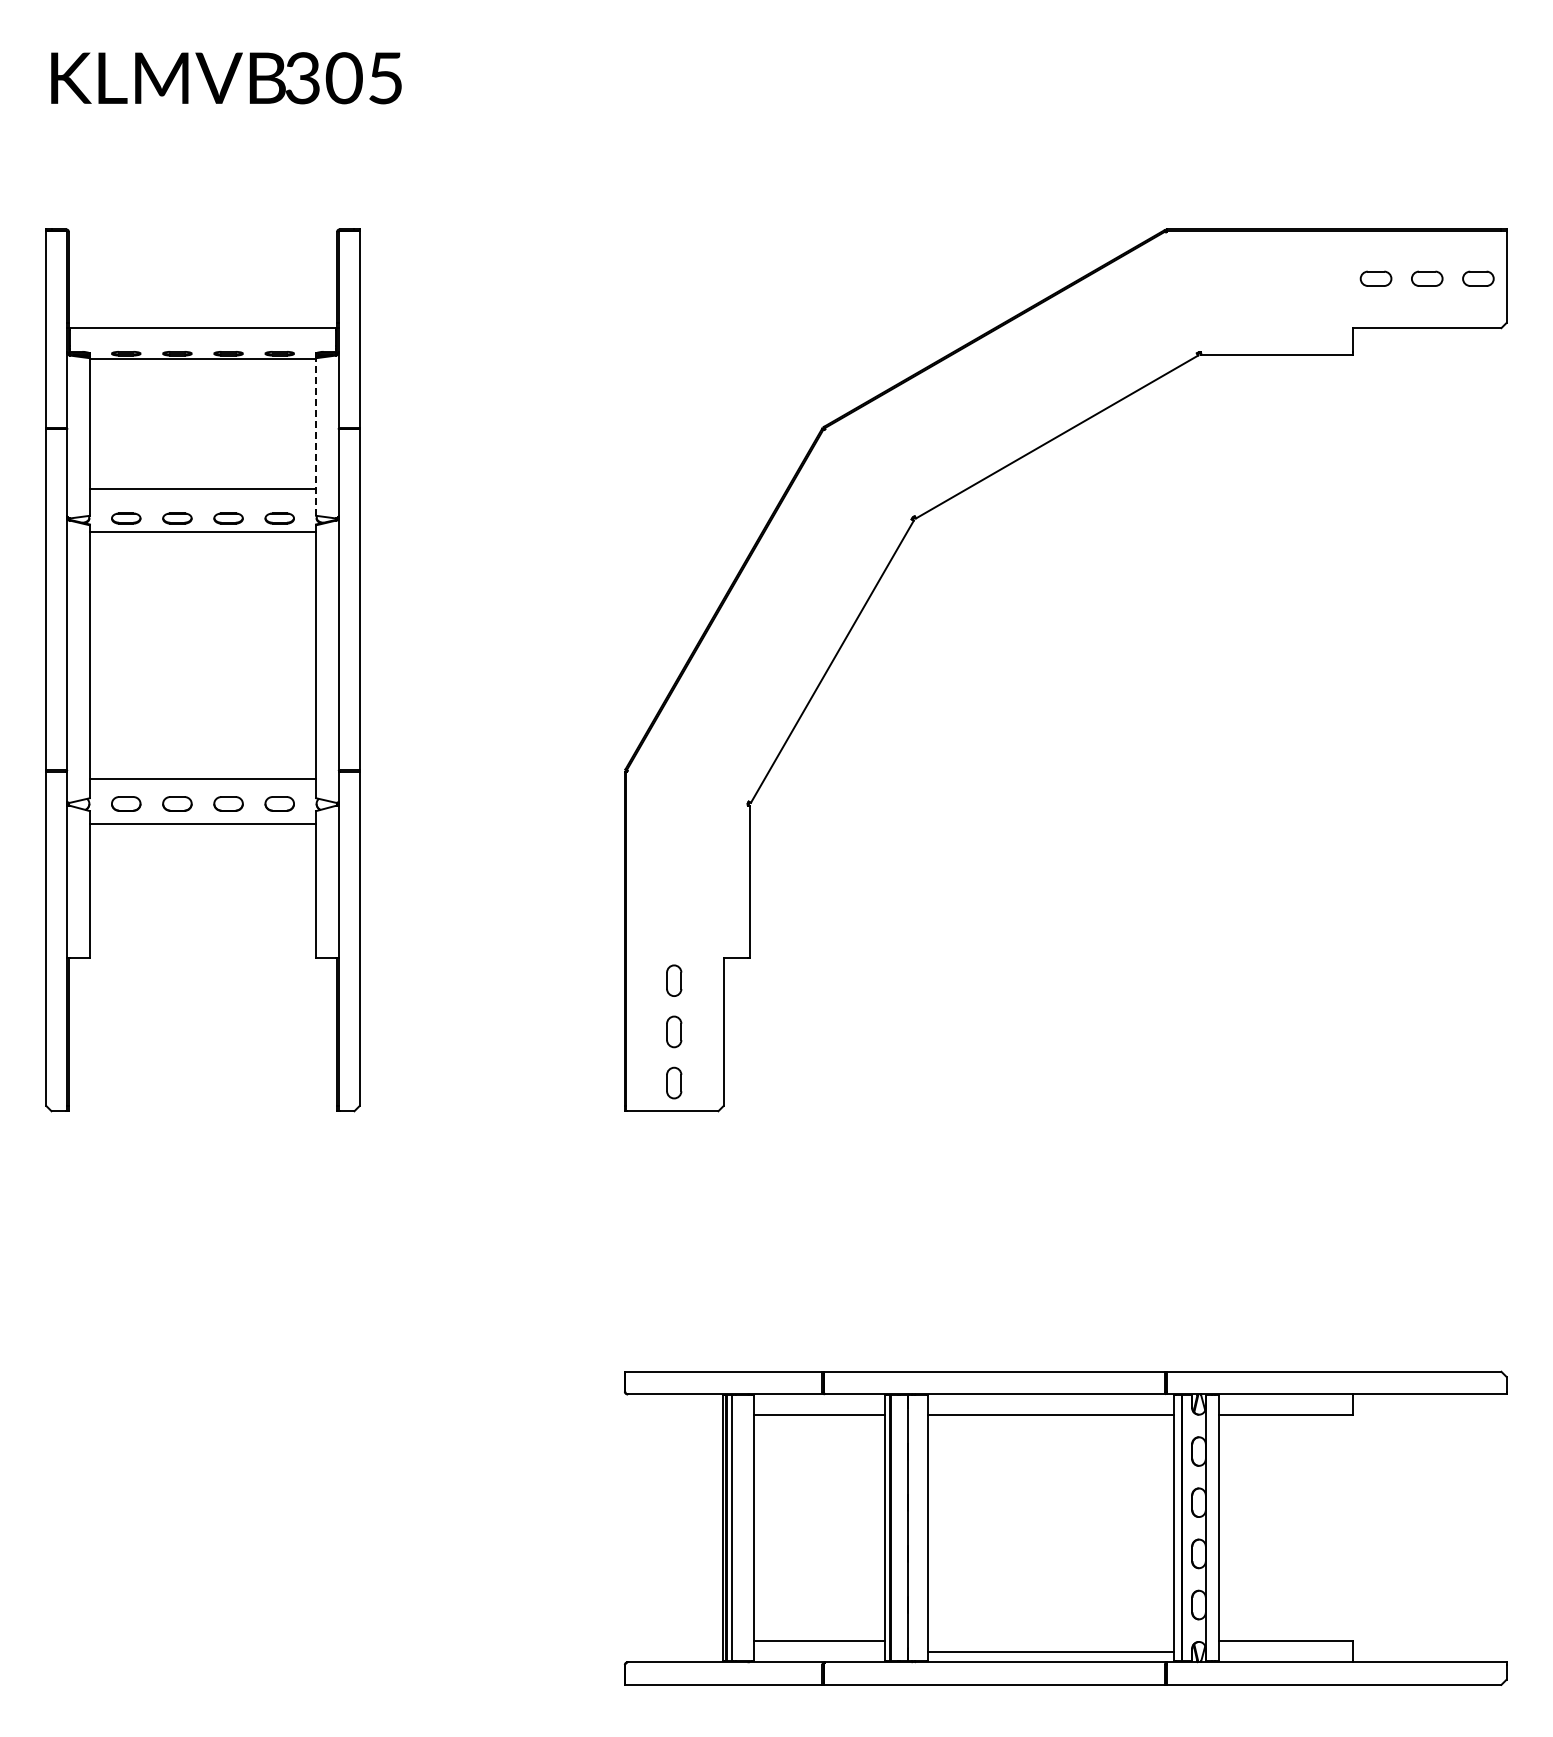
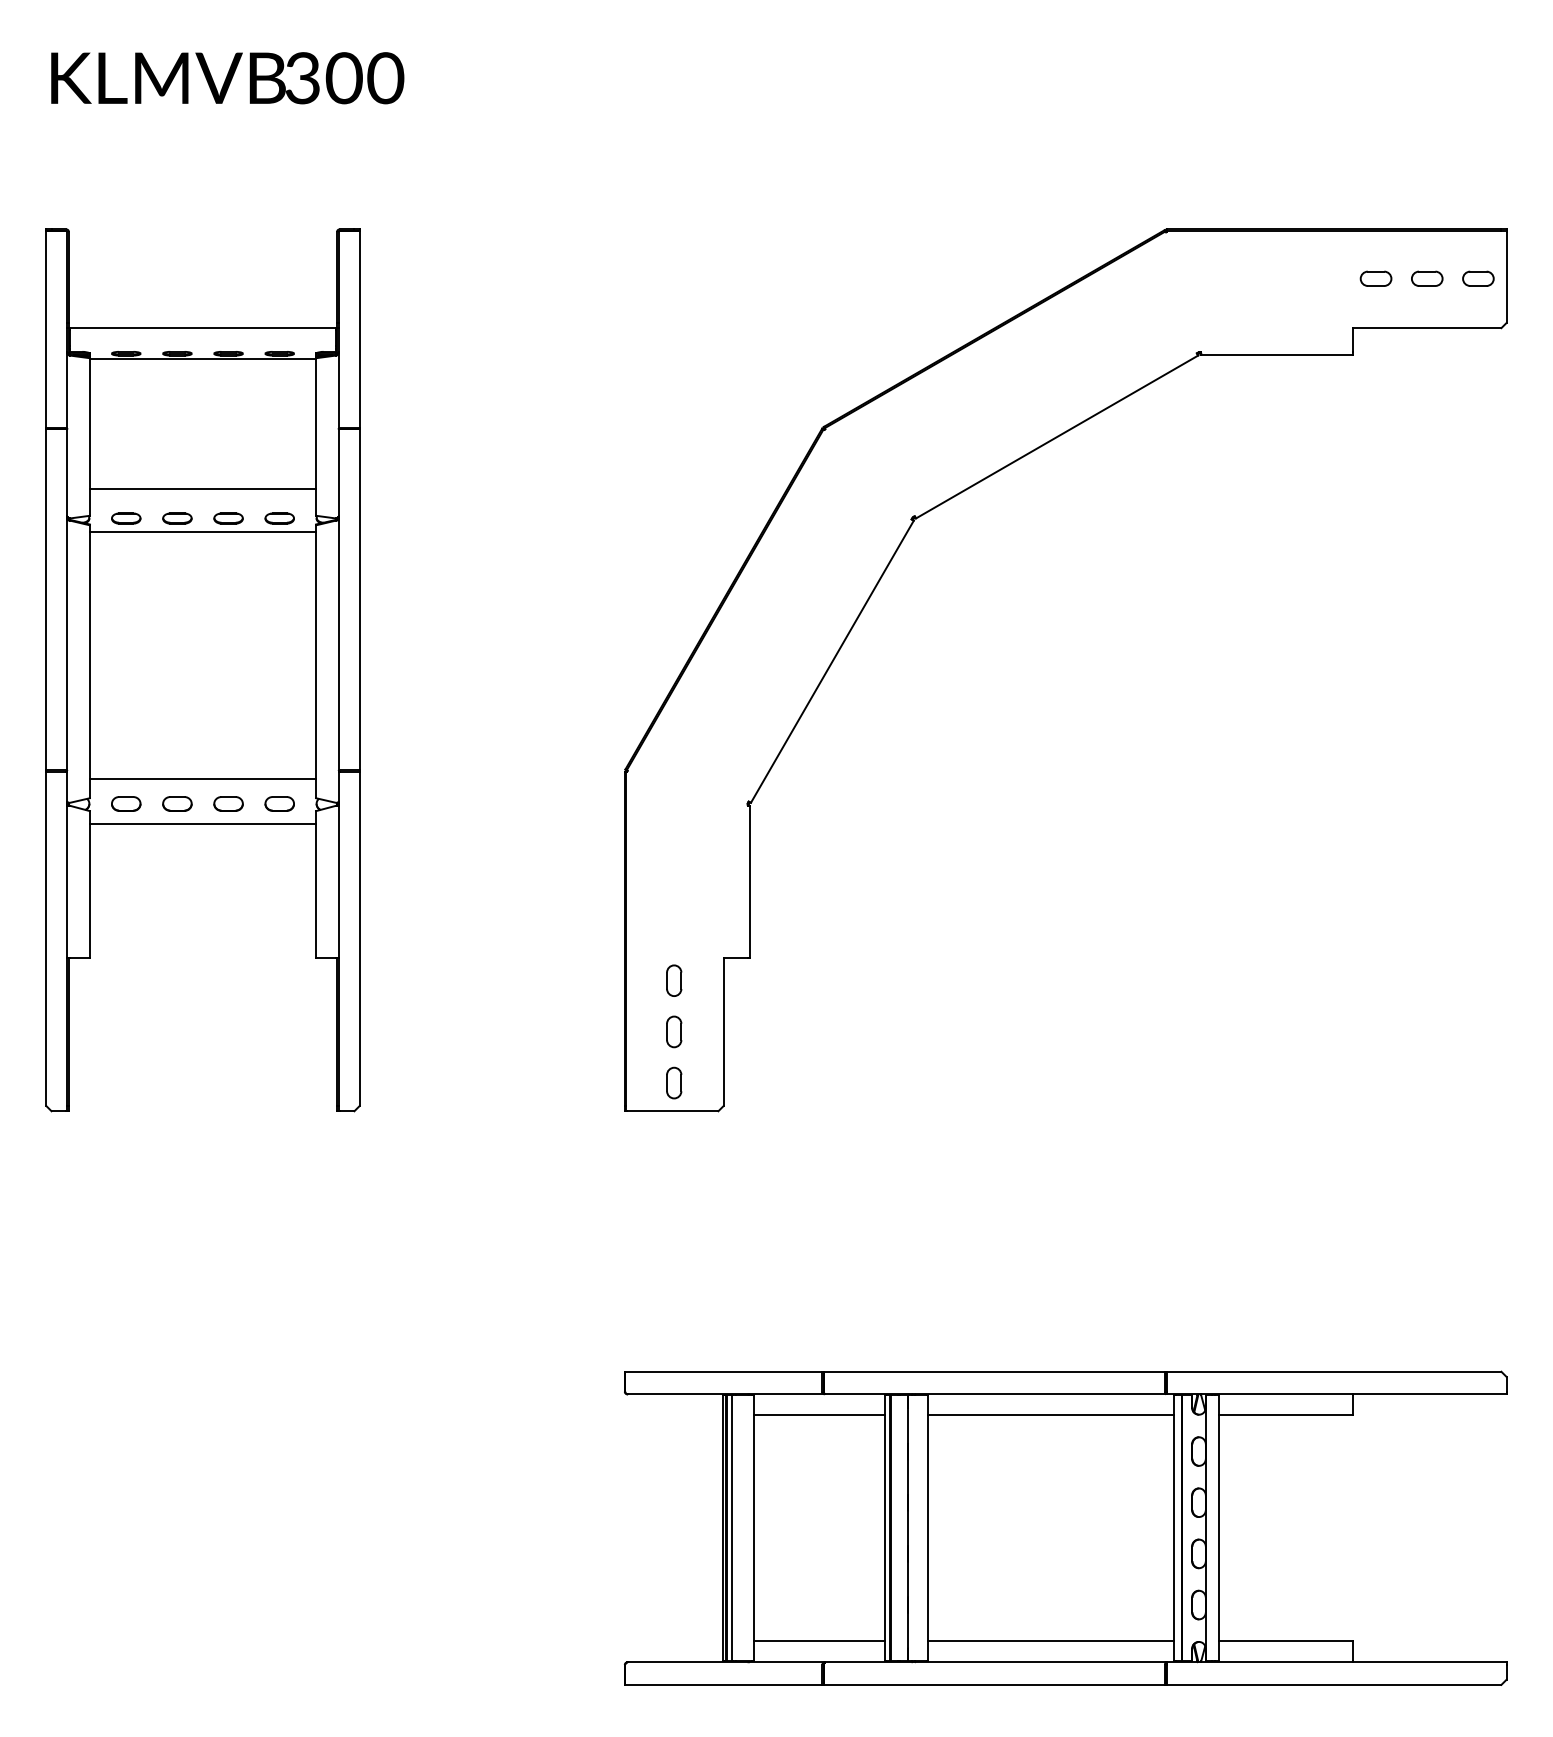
text: 305 -> 300 (385, 78)
line: dashed -> solid (316, 437)
line position: (1050, 1652) -> (1050, 1641) (1050, 1641)
